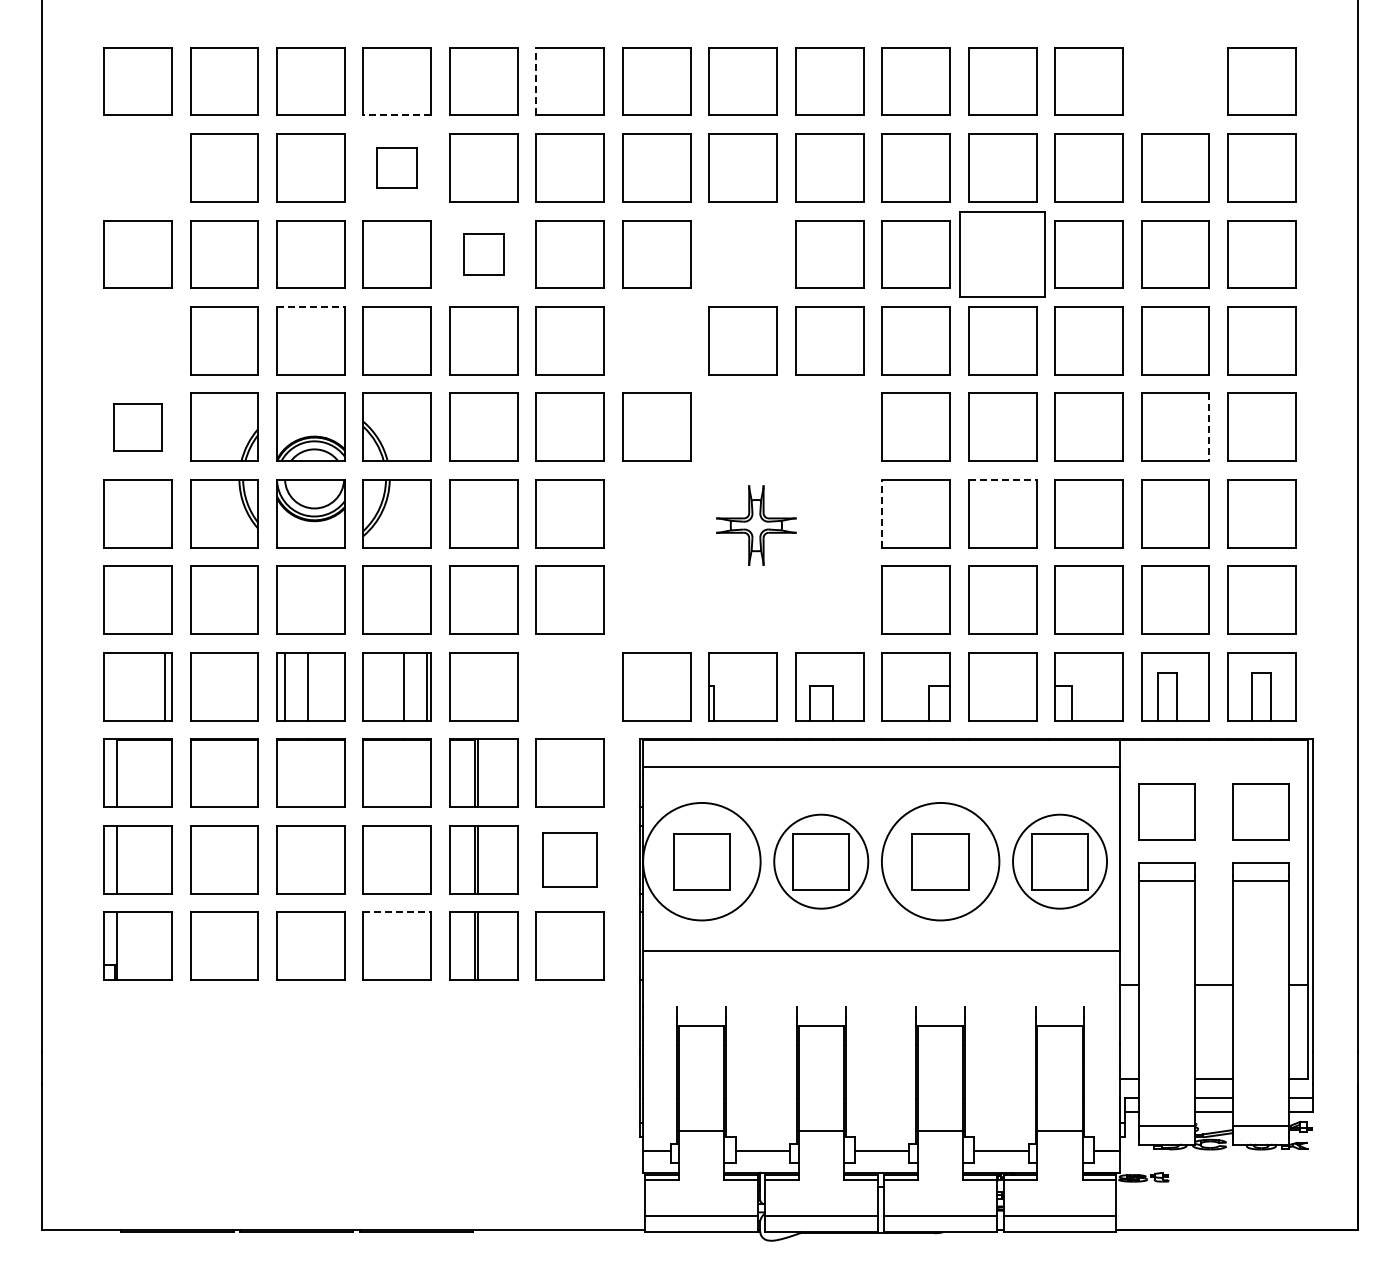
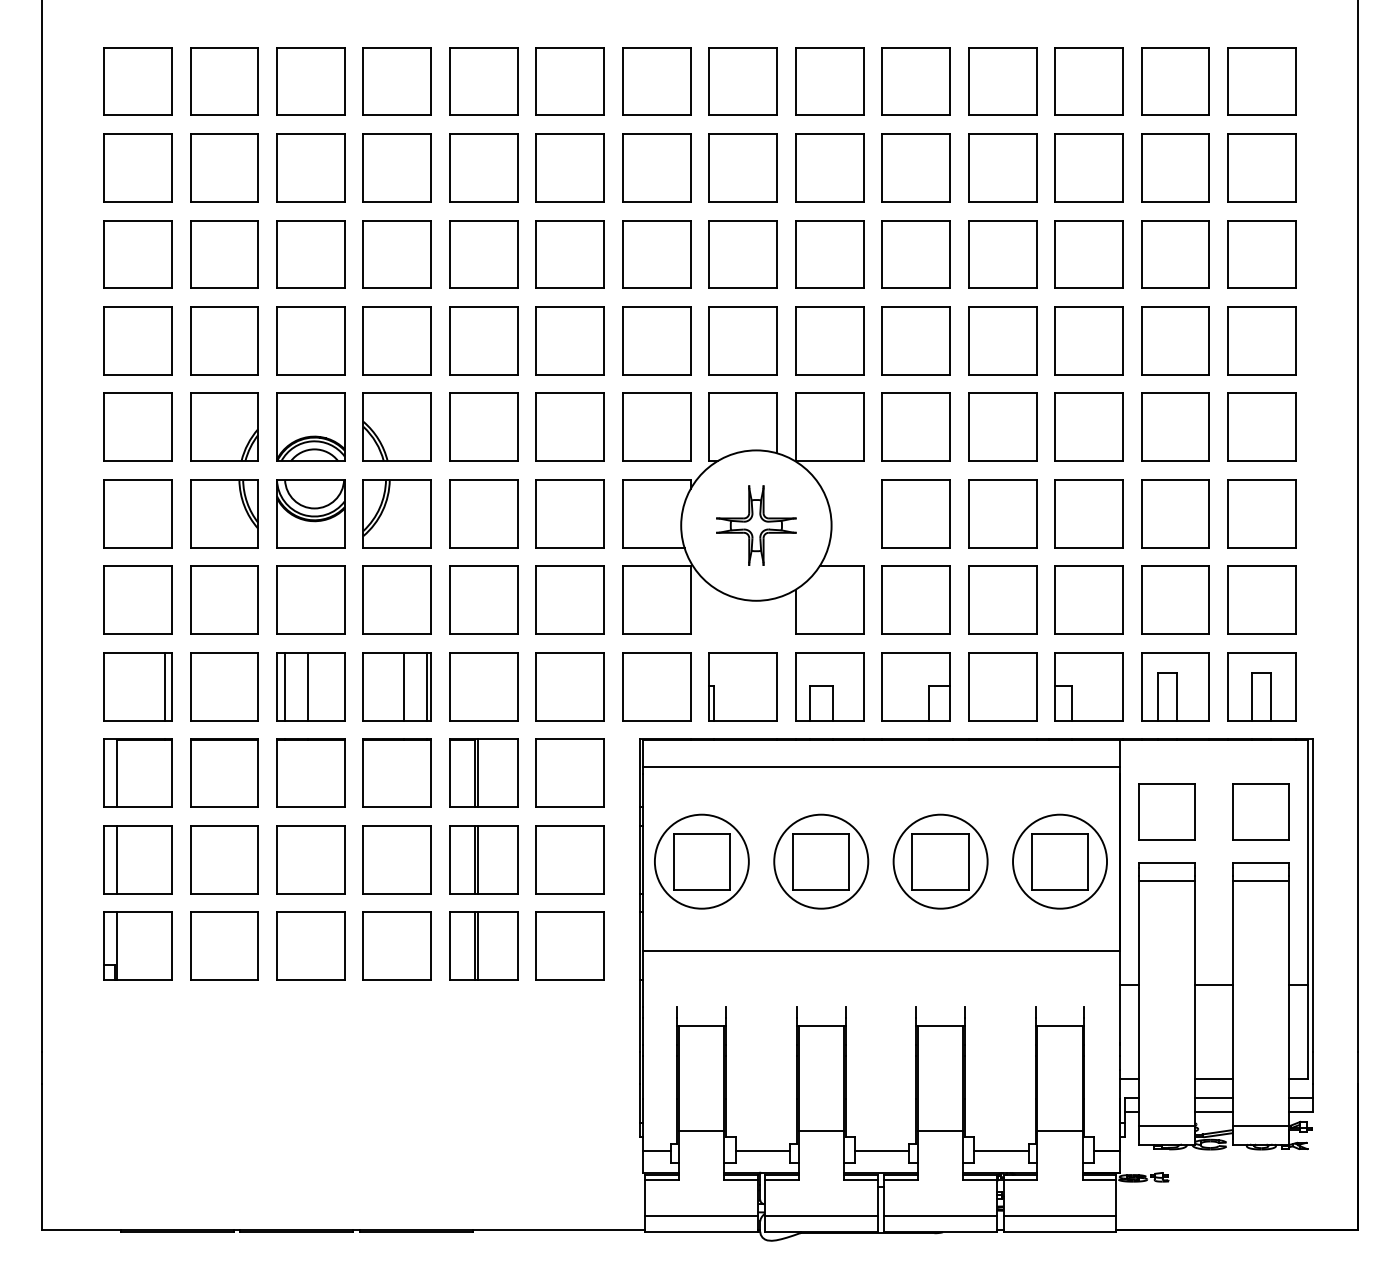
line: dashed -> solid (536, 81)
part: none -> present (1175, 81)
line: dashed -> solid (397, 115)
part: none -> present (137, 167)
part size: 42x42 px -> 70x70 px (396, 167)
part size: 42x43 px -> 70x69 px (483, 254)
part: none -> present (742, 254)
part size: 87x87 px -> 70x69 px (1002, 254)
line: dashed -> solid (310, 307)
part: none -> present (137, 340)
part: none -> present (656, 340)
part size: 50x49 px -> 70x70 px (137, 426)
line: dashed -> solid (1209, 427)
line: dashed -> solid (1002, 479)
part: none -> present (743, 513)
line: dashed -> solid (882, 513)
part: none -> present (569, 686)
part size: 56x56 px -> 70x70 px (569, 859)
circle diameter: 118 px -> 94 px (701, 861)
circle diameter: 118 px -> 94 px (940, 861)
line: dashed -> solid (397, 912)
